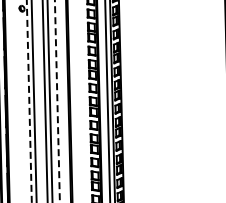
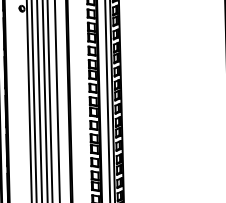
line: none -> present (39, 100)
line: dashed -> solid (29, 101)
line: dashed -> solid (57, 102)
